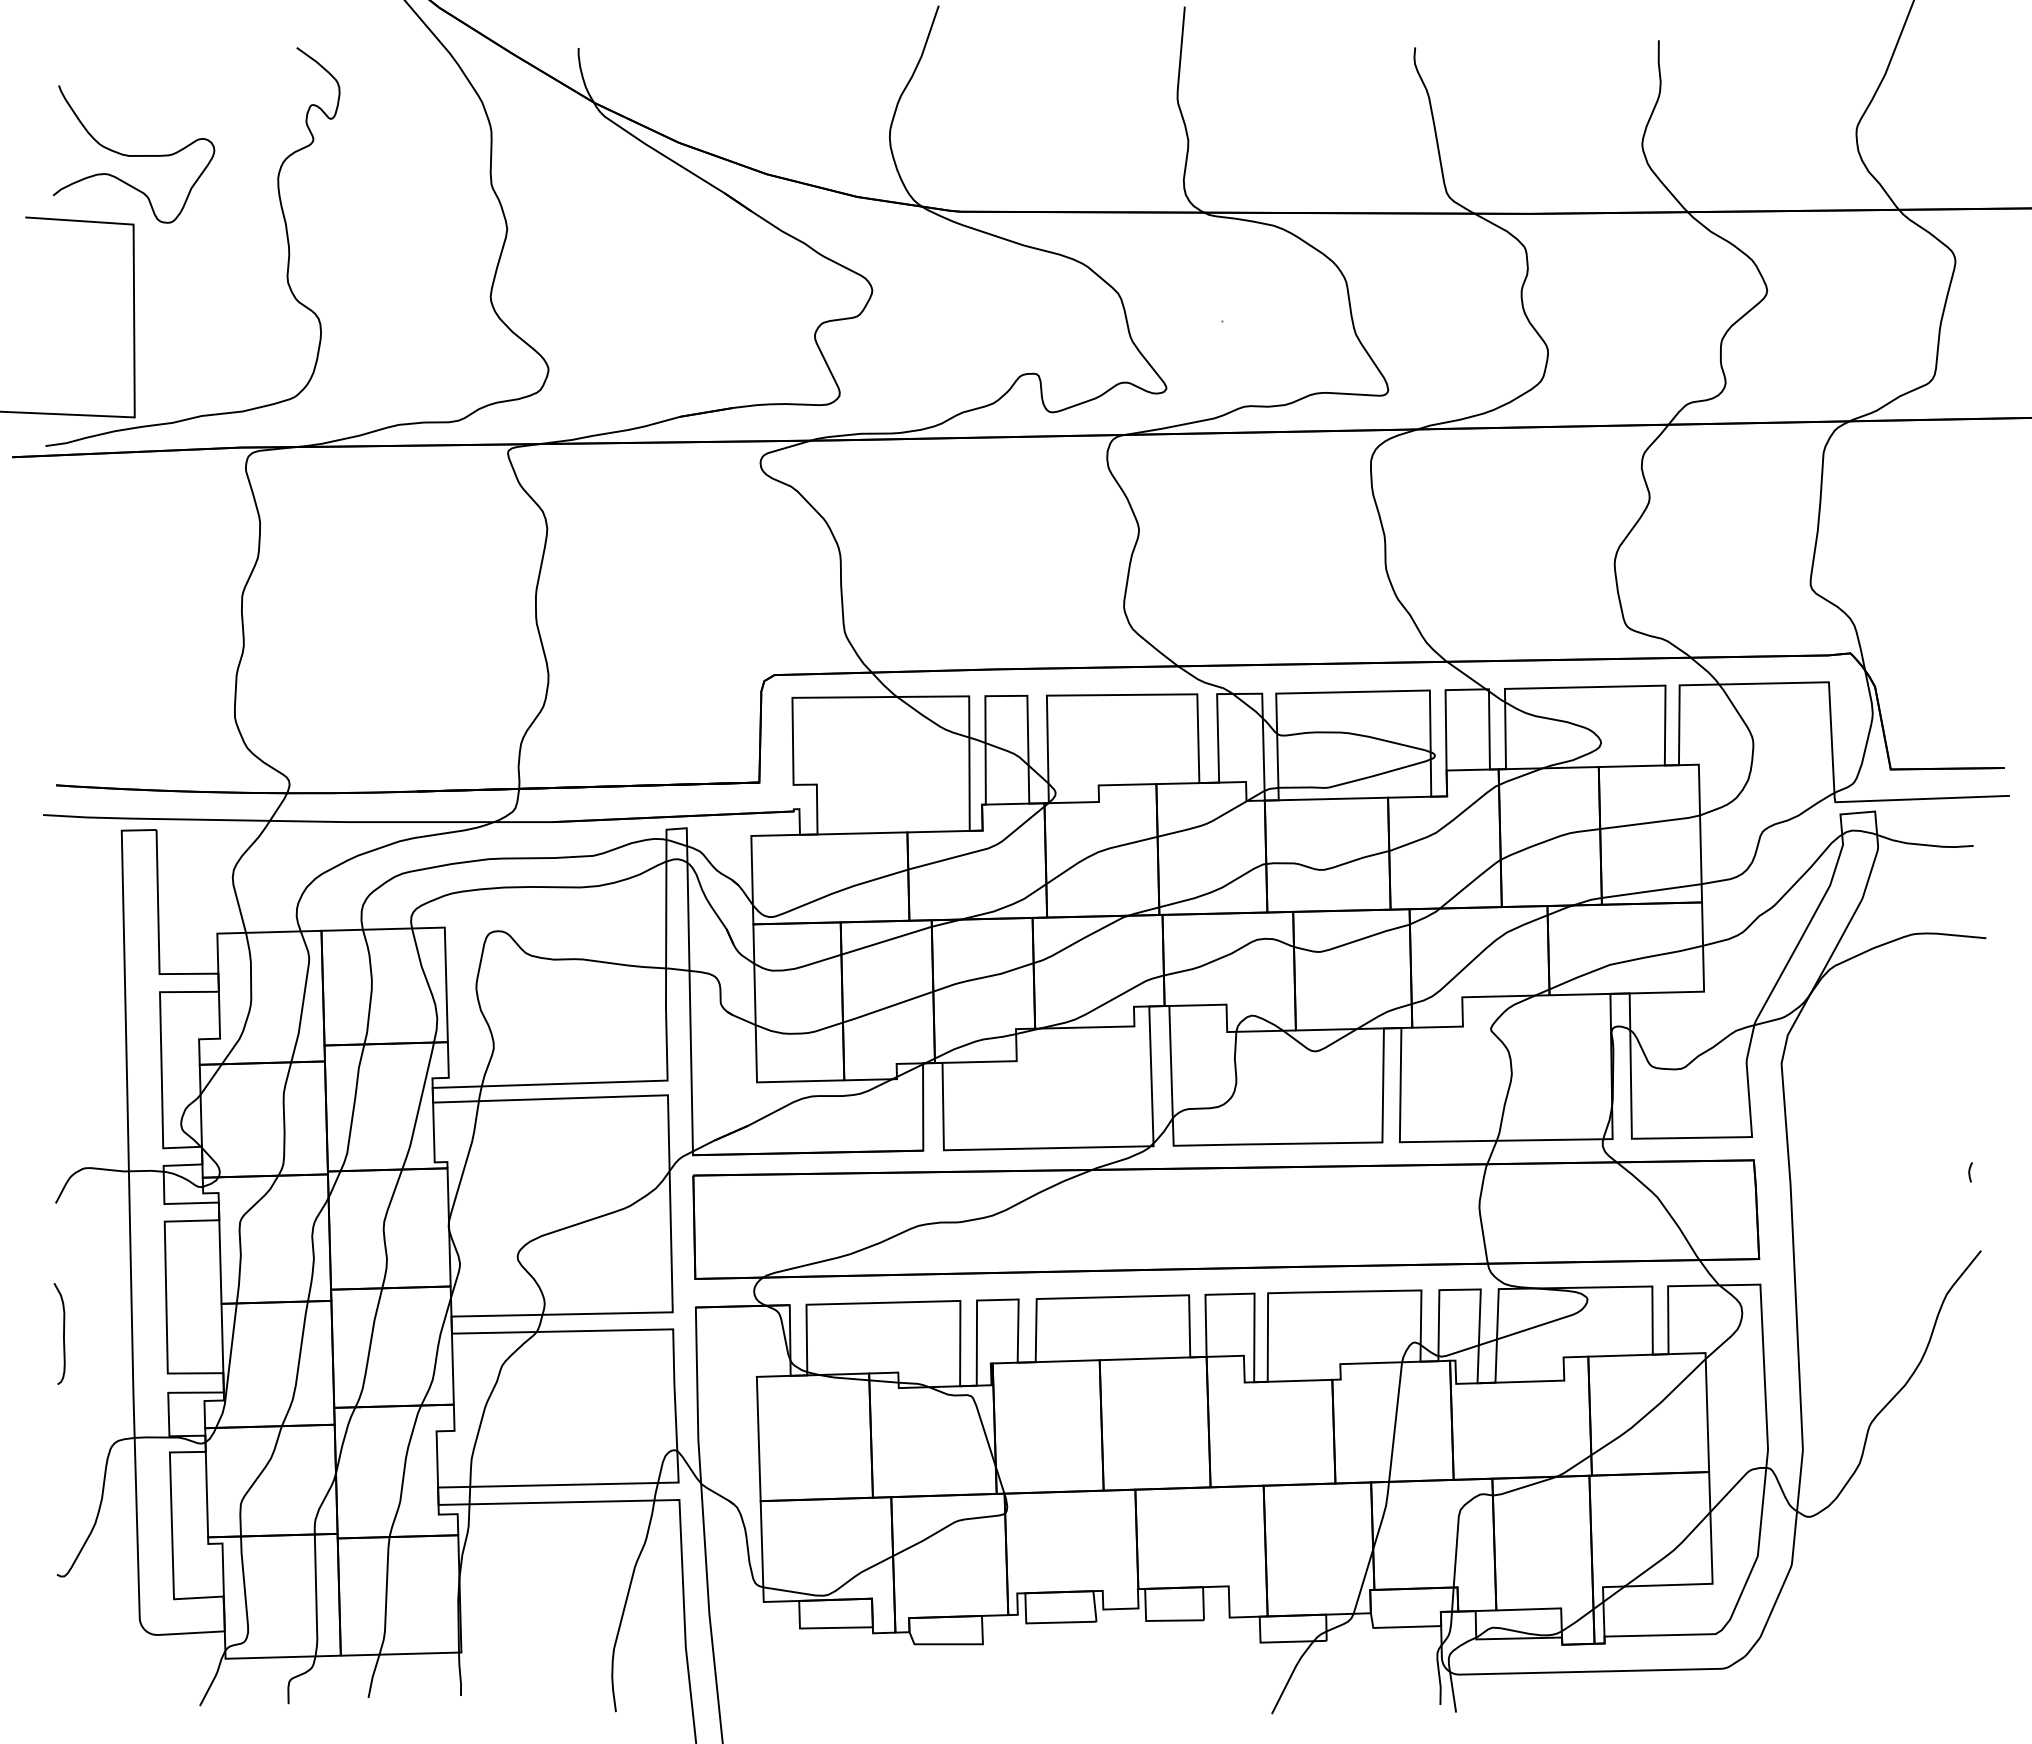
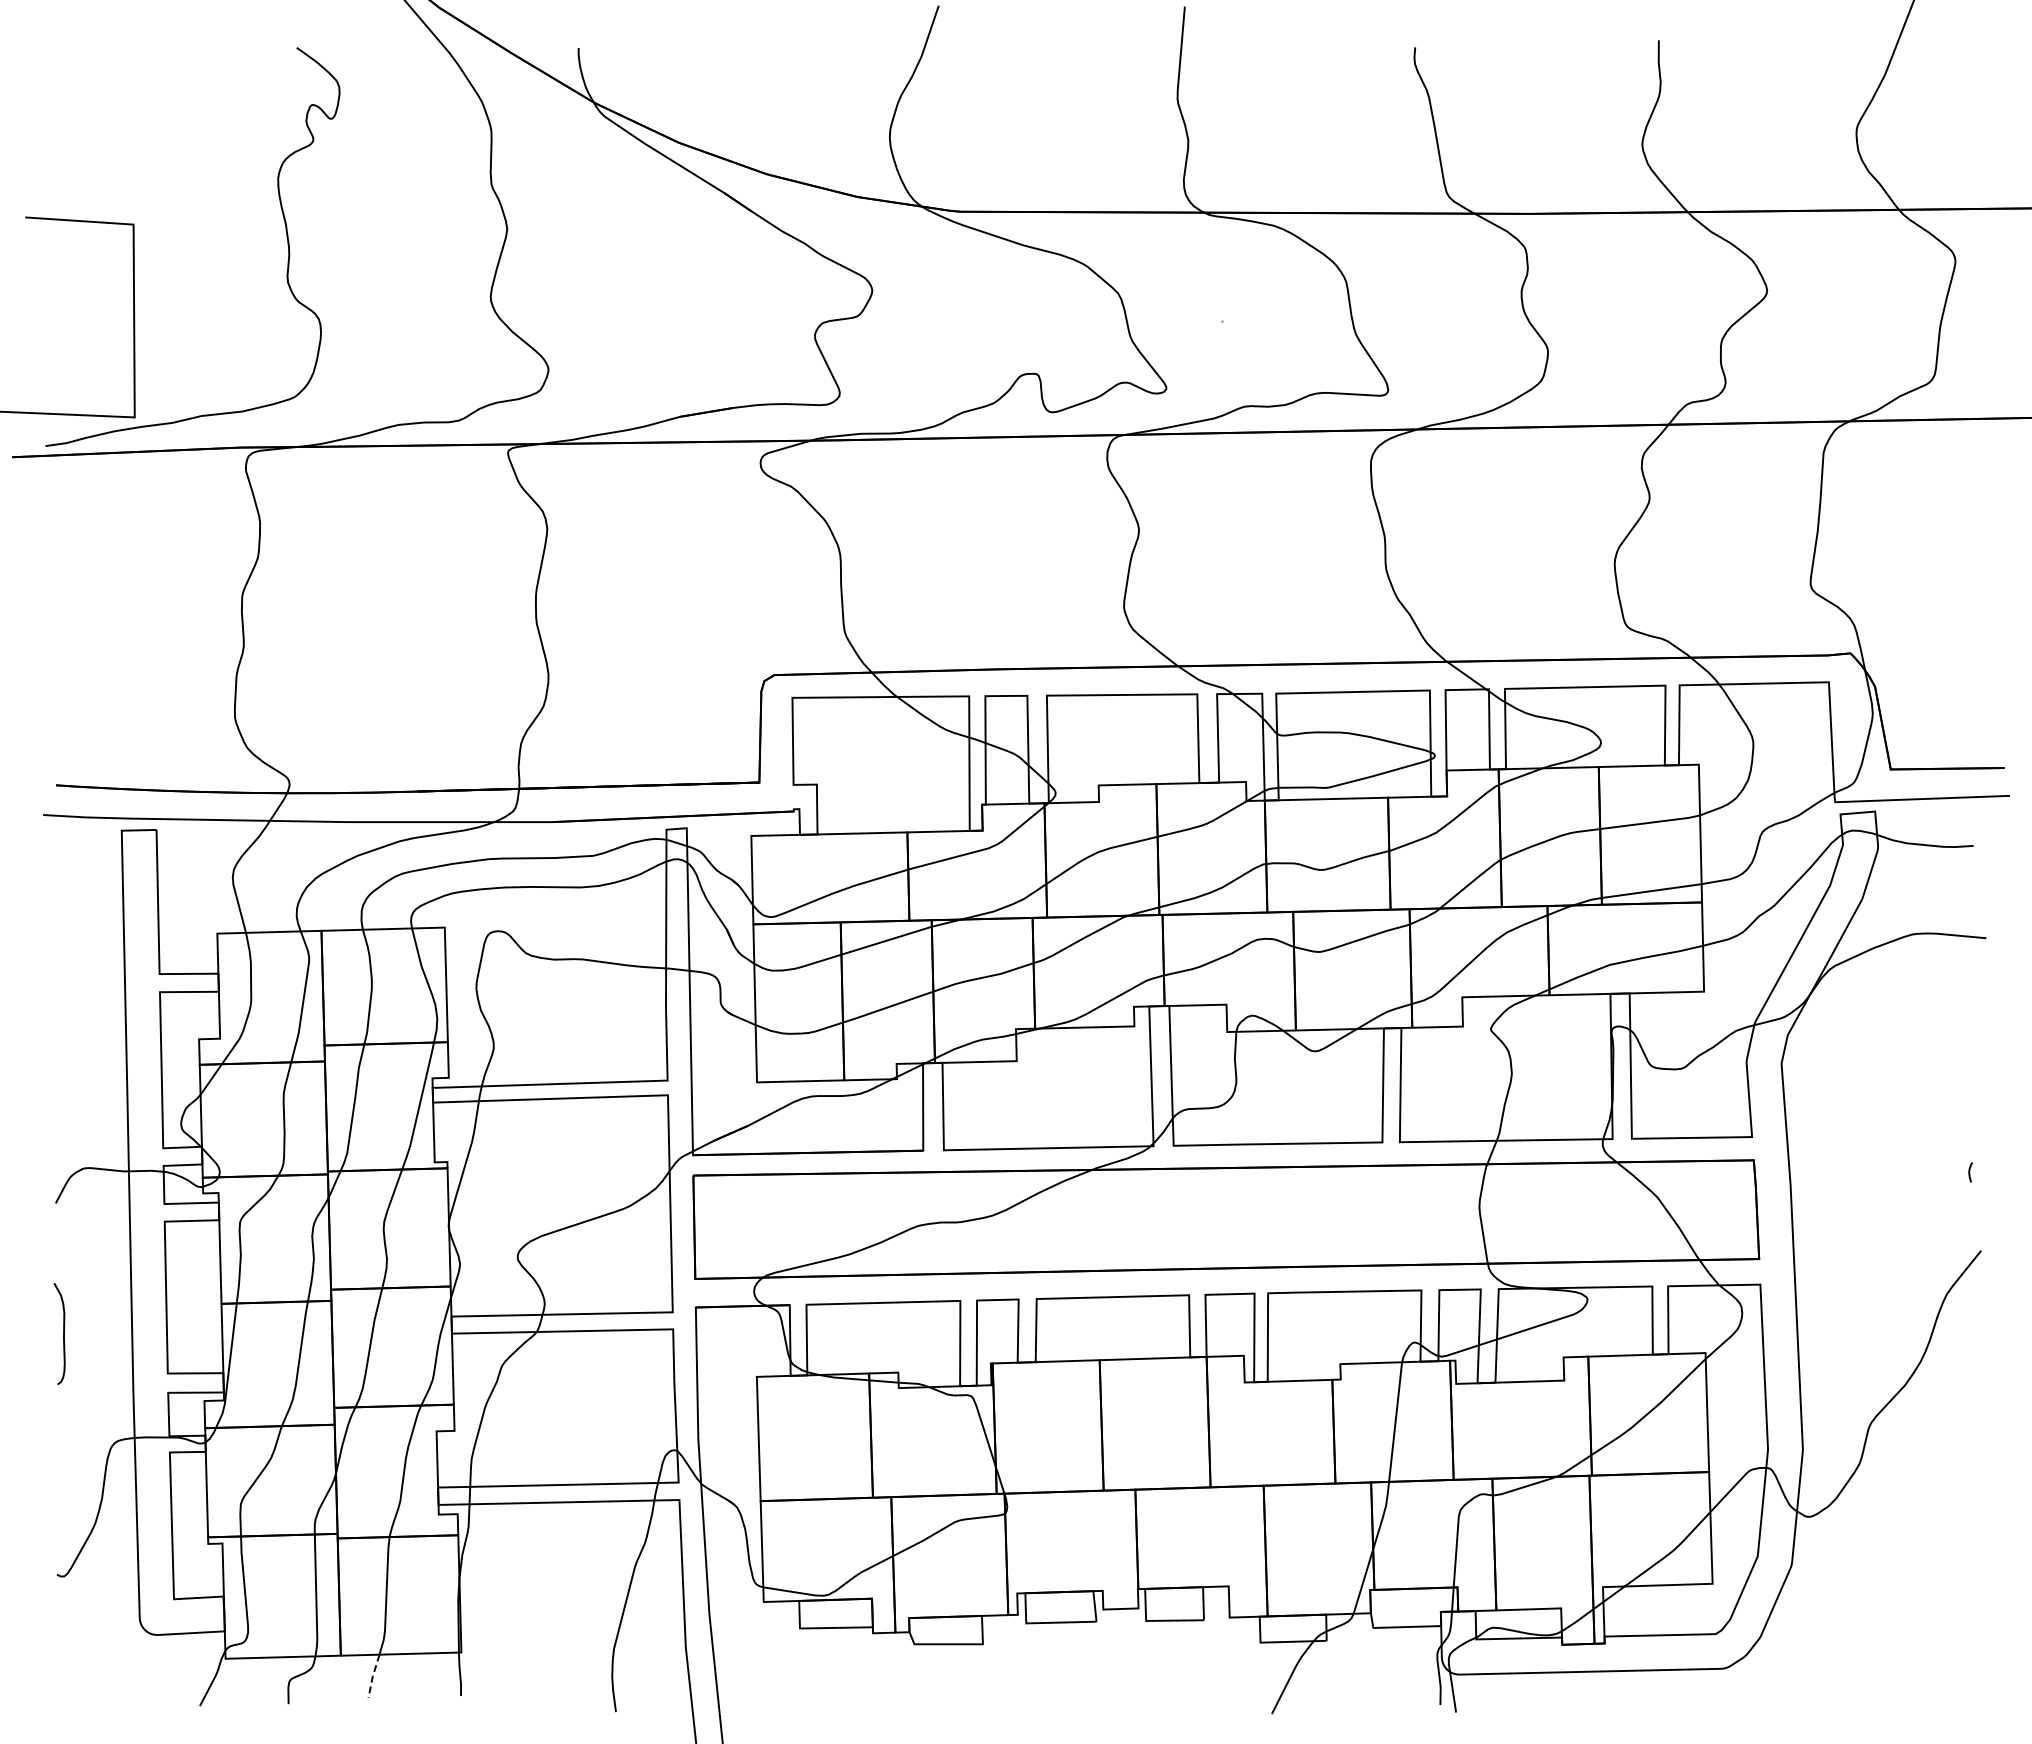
curve: present -> none (134, 155)
line: solid -> dashed (372, 1676)
